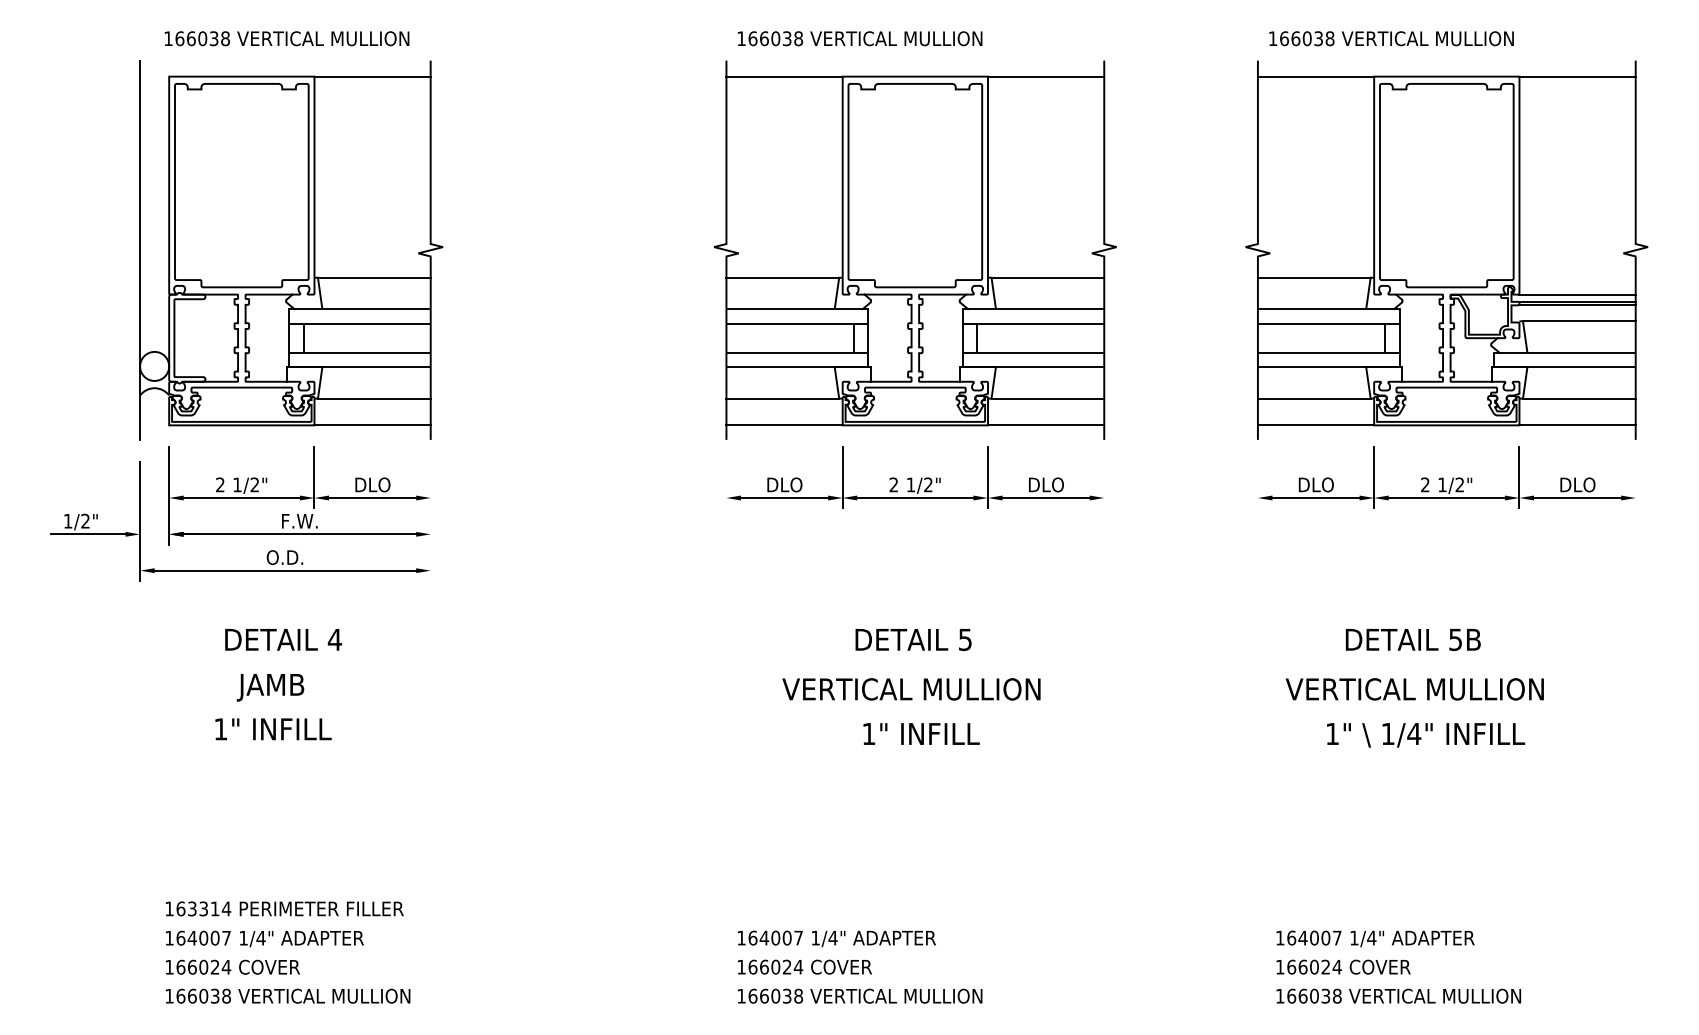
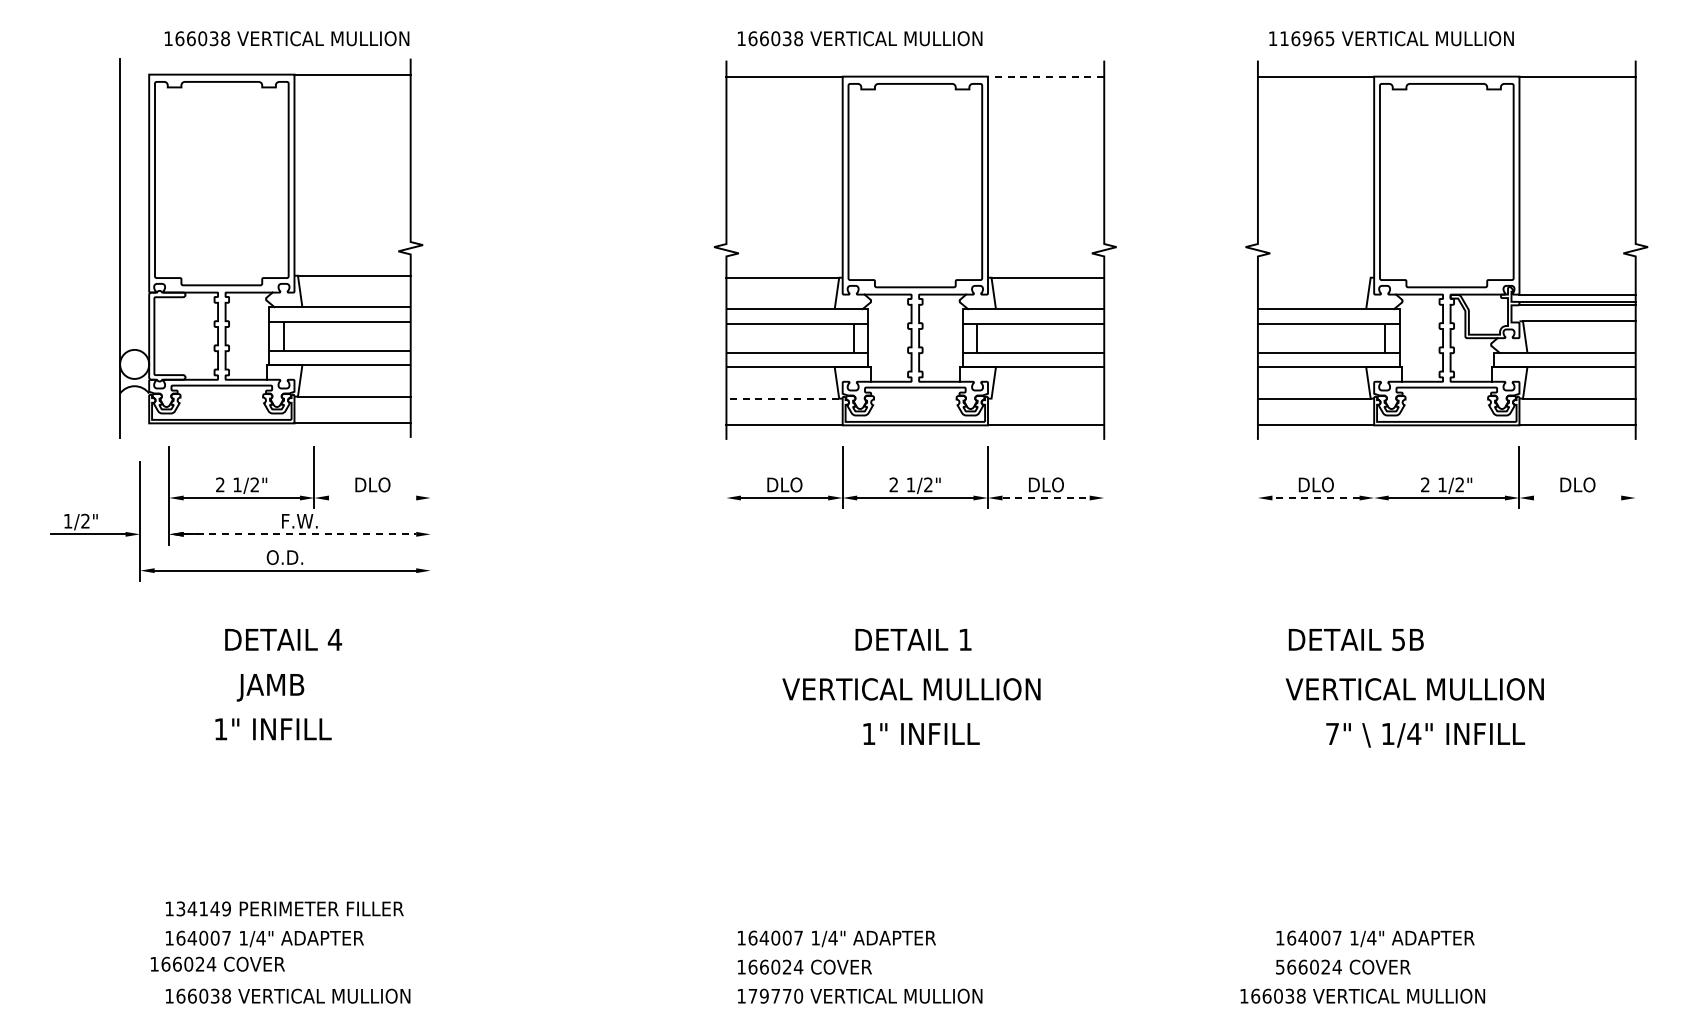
text: 166038 -> 116965 (1307, 38)
line: solid -> dashed (1045, 76)
part position: (291, 250) -> (271, 248) (271, 248)
line: present -> none (1313, 277)
line: solid -> dashed (782, 398)
line: present -> none (1047, 398)
line: present -> none (1374, 477)
line: present -> none (372, 498)
line: solid -> dashed (1046, 498)
line: solid -> dashed (1316, 498)
line: present -> none (1577, 498)
line: solid -> dashed (300, 534)
text position: (1412, 639) -> (1355, 639) (1355, 639)
text: 5 -> 1 (965, 640)
text: 1" -> 7" (1332, 733)
text: 163314 -> 134149 (203, 908)
text position: (232, 966) -> (217, 963) (217, 963)
text: 166024 -> 566024 (1280, 967)
text: 166038 -> 179770 (775, 995)
text position: (1398, 995) -> (1362, 995) (1362, 995)
